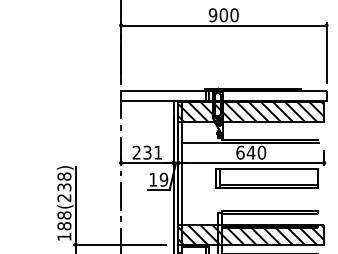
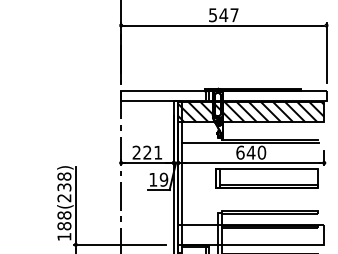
text: 900 -> 547 (223, 15)
text: 231 -> 221 (147, 152)
hatch: present -> none (251, 234)
